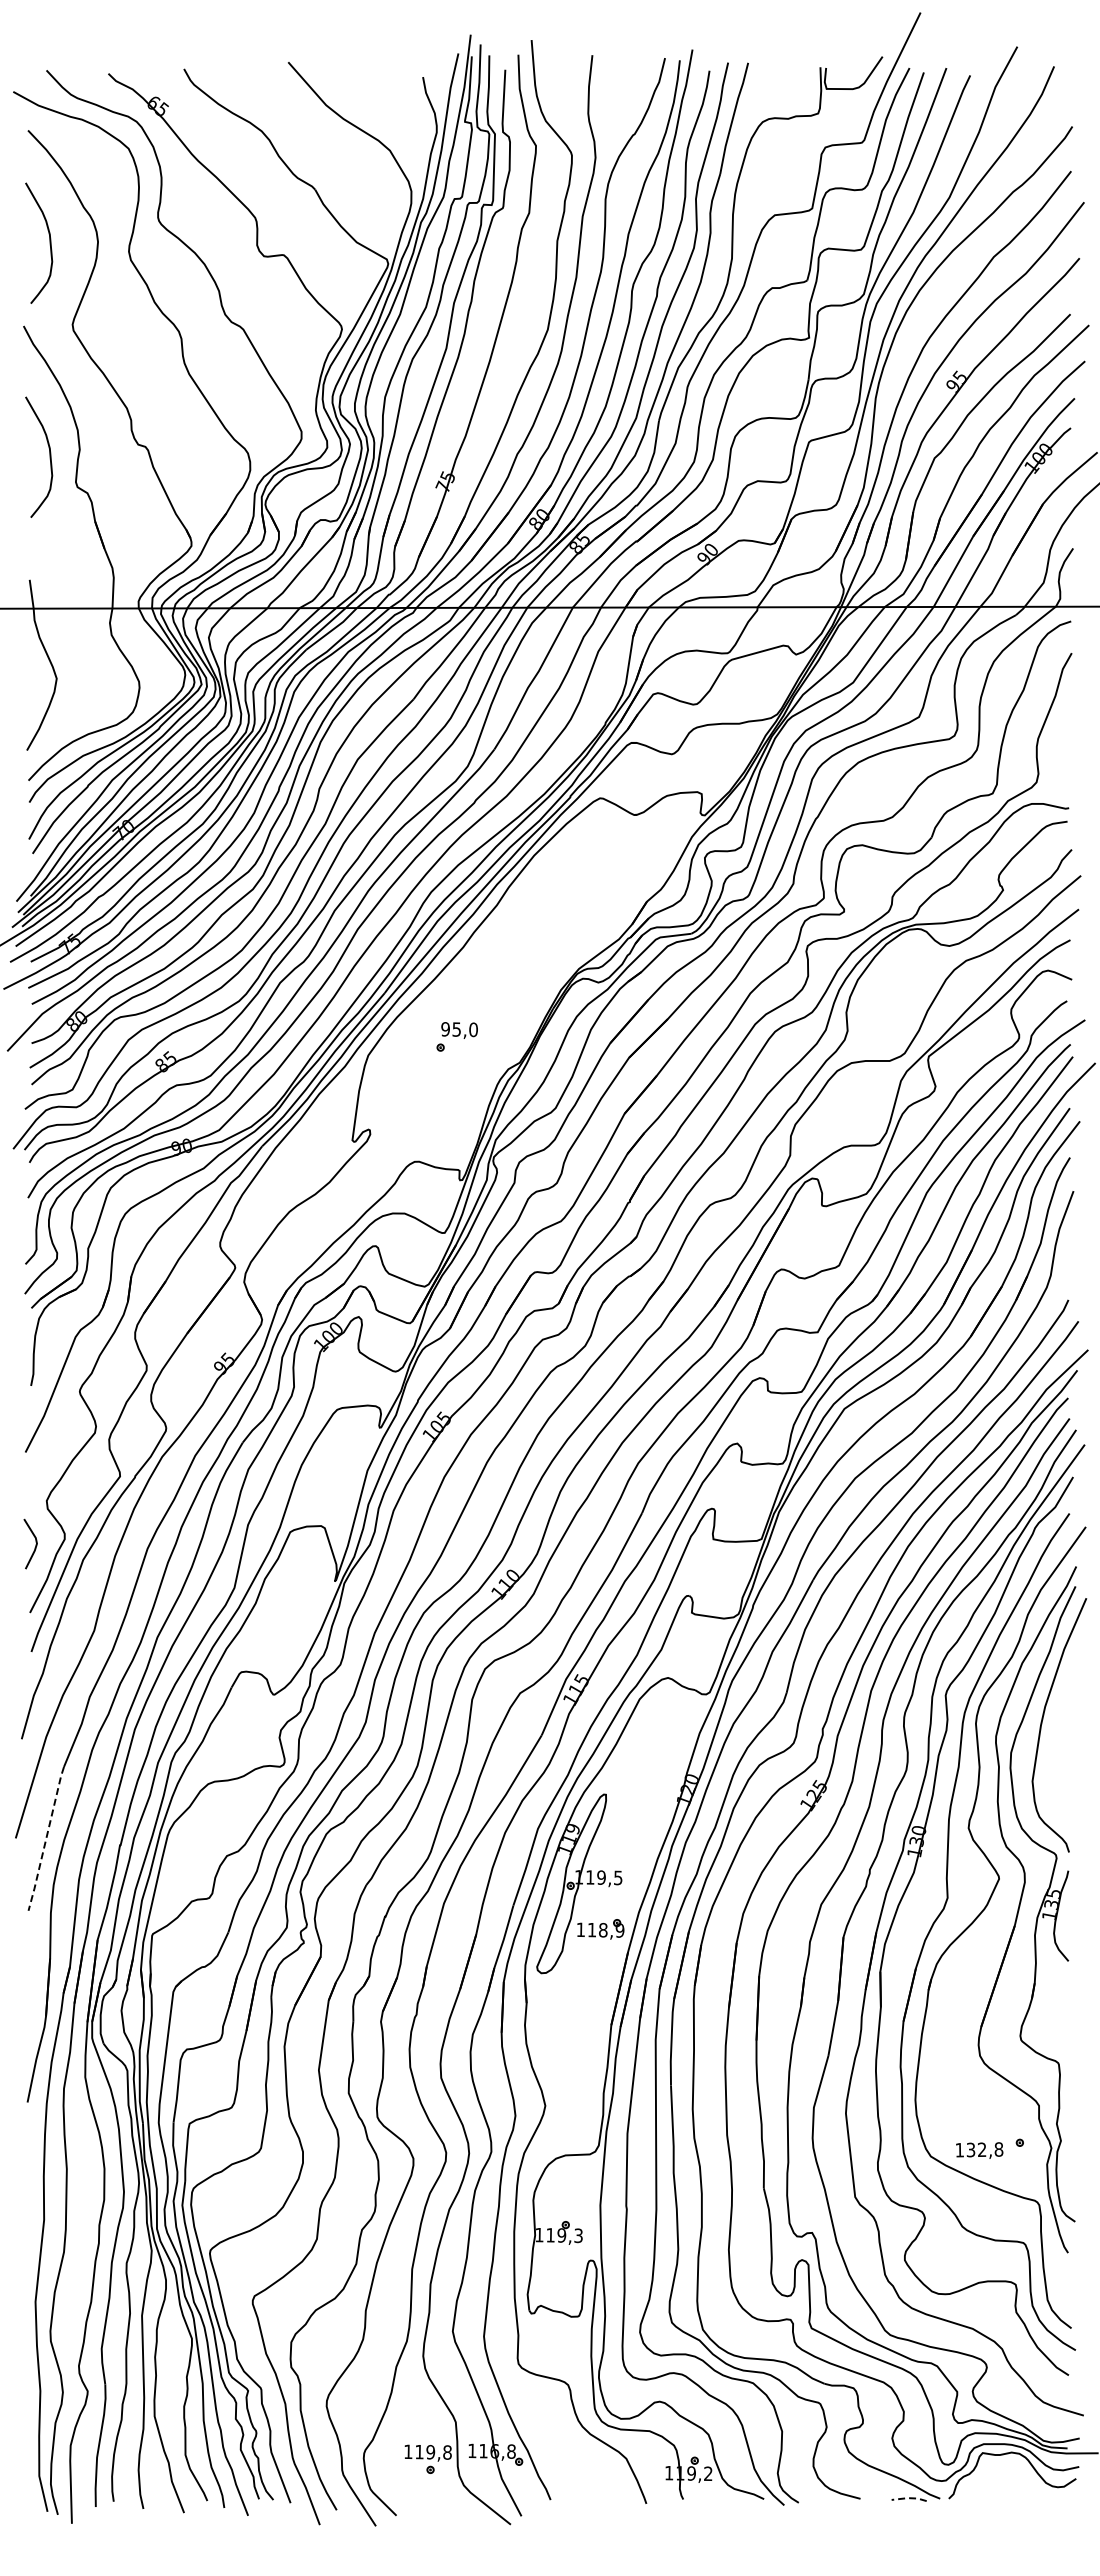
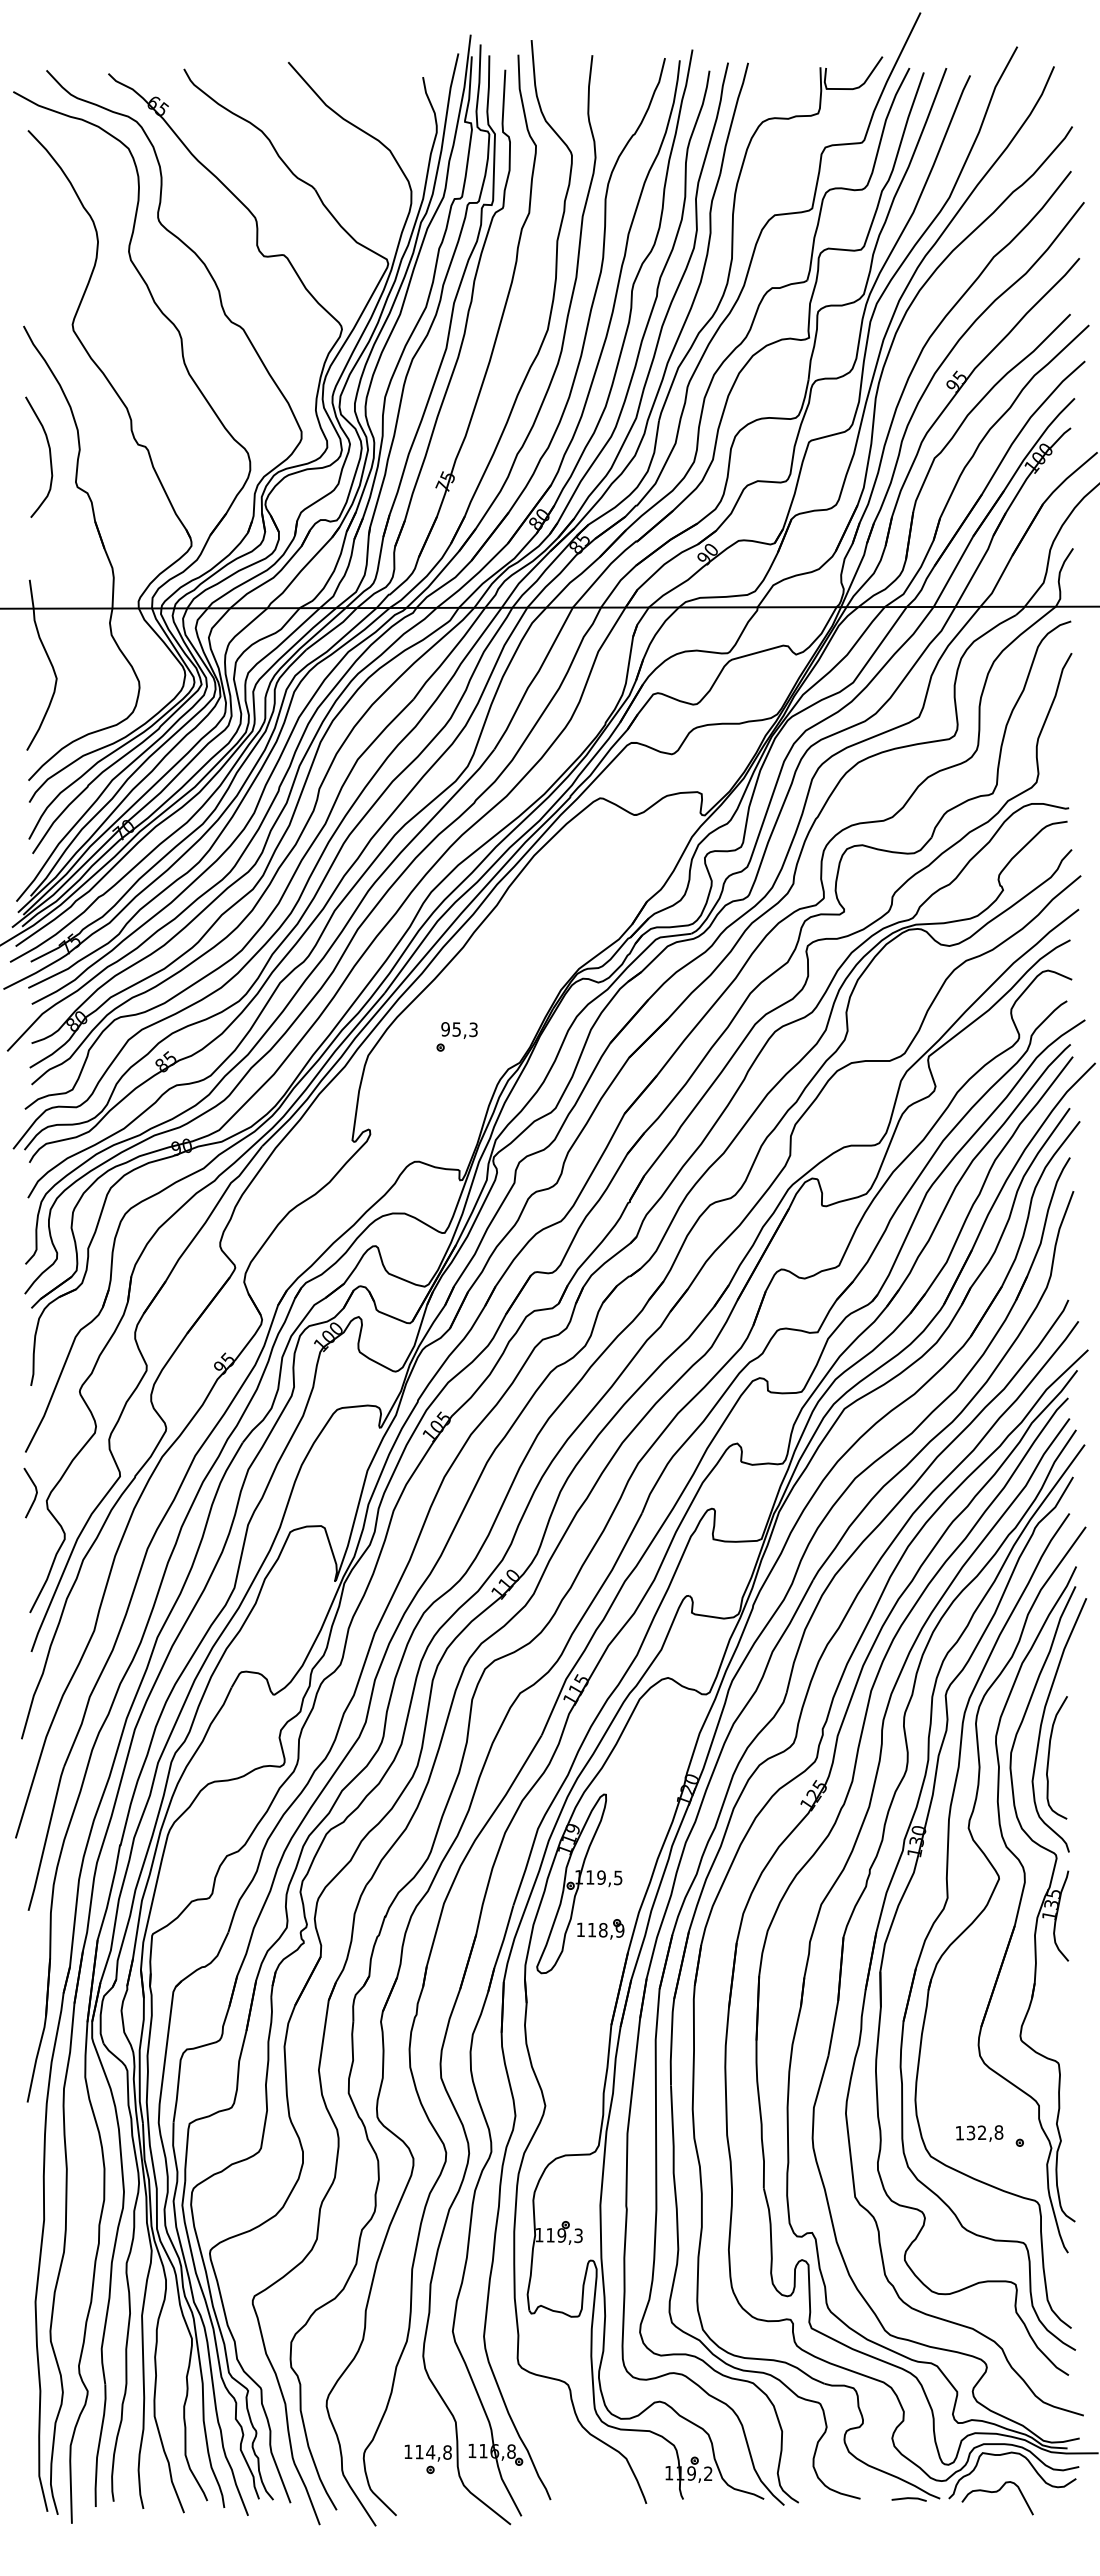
curve: present -> none (49, 242)
text: 95,0 -> 95,3 (473, 1029)
line position: (35, 1542) -> (35, 1491) (35, 1491)
curve: none -> present (1049, 1757)
line: dashed -> solid (46, 1839)
text position: (979, 2150) -> (979, 2133) (979, 2133)
text: 119,8 -> 114,8 (430, 2452)
curve: none -> present (997, 2492)
line: dashed -> solid (908, 2498)
